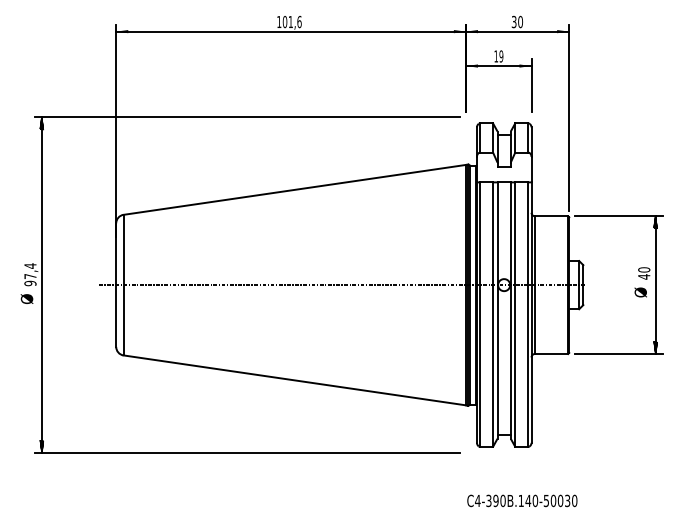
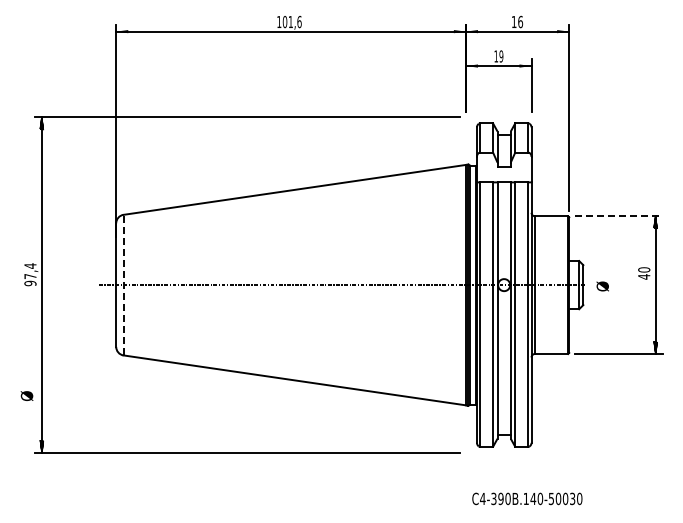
text: 30 -> 16 (517, 21)
line: solid -> dashed (618, 216)
line: solid -> dashed (123, 284)
text position: (640, 292) -> (602, 286) (602, 286)
text position: (26, 298) -> (26, 395) (26, 395)
text position: (522, 500) -> (527, 498) (527, 498)
